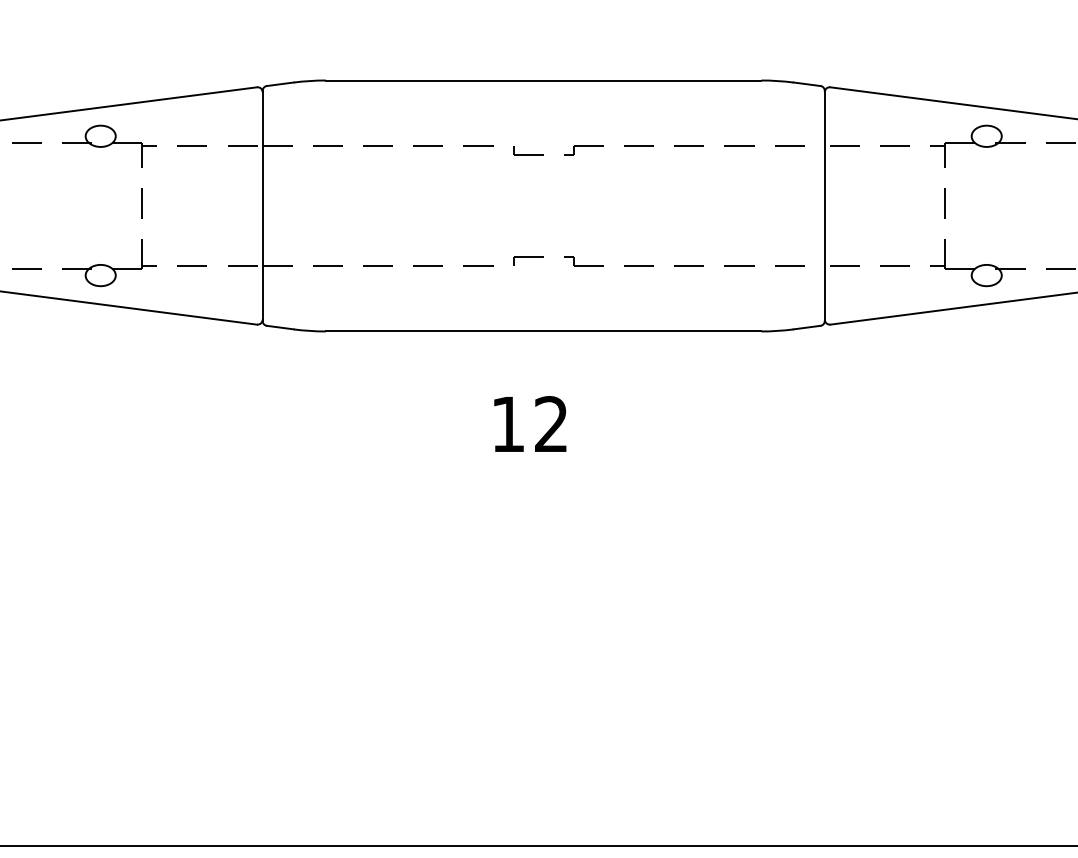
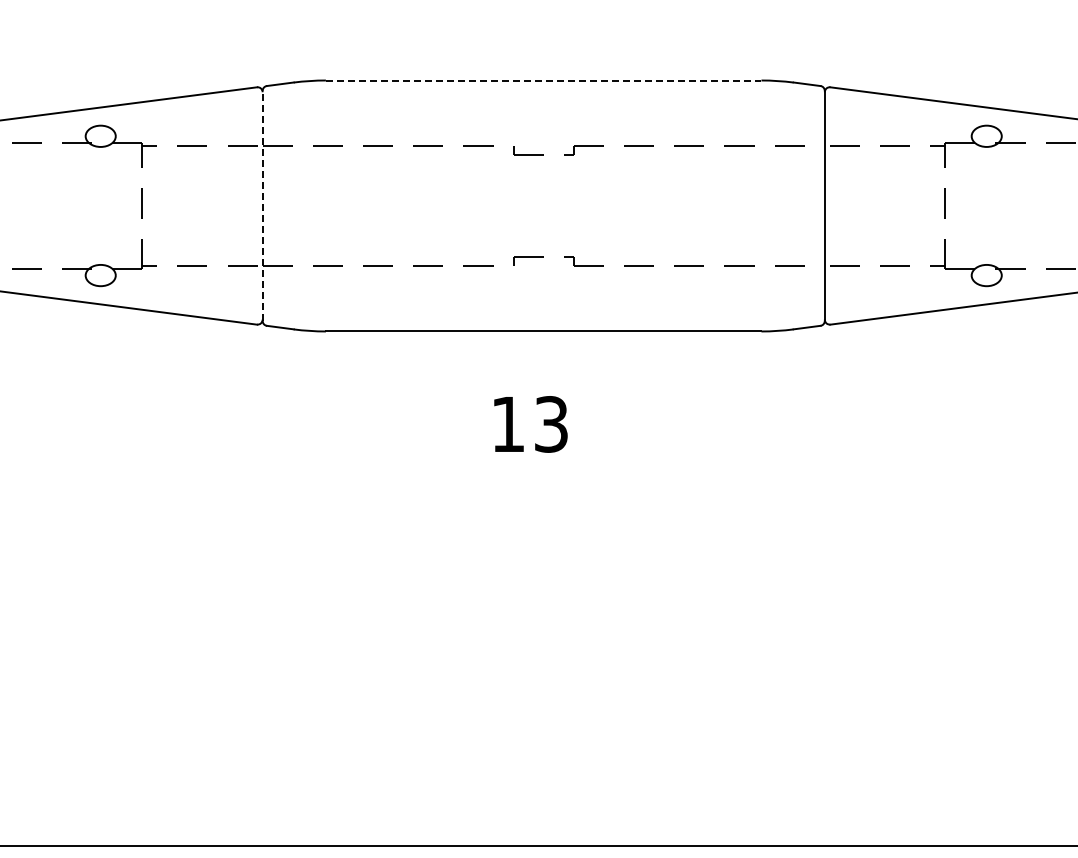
line: solid -> dashed (543, 80)
line: solid -> dashed (262, 205)
text: 12 -> 13 (551, 424)
